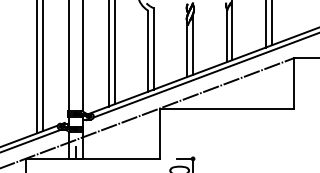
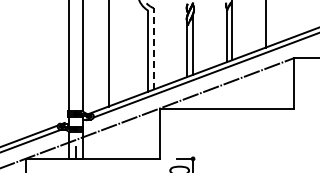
line: present -> none (271, 23)
line: solid -> dashed (153, 48)
line: present -> none (114, 53)
line: present -> none (42, 66)
line: present -> none (36, 67)
